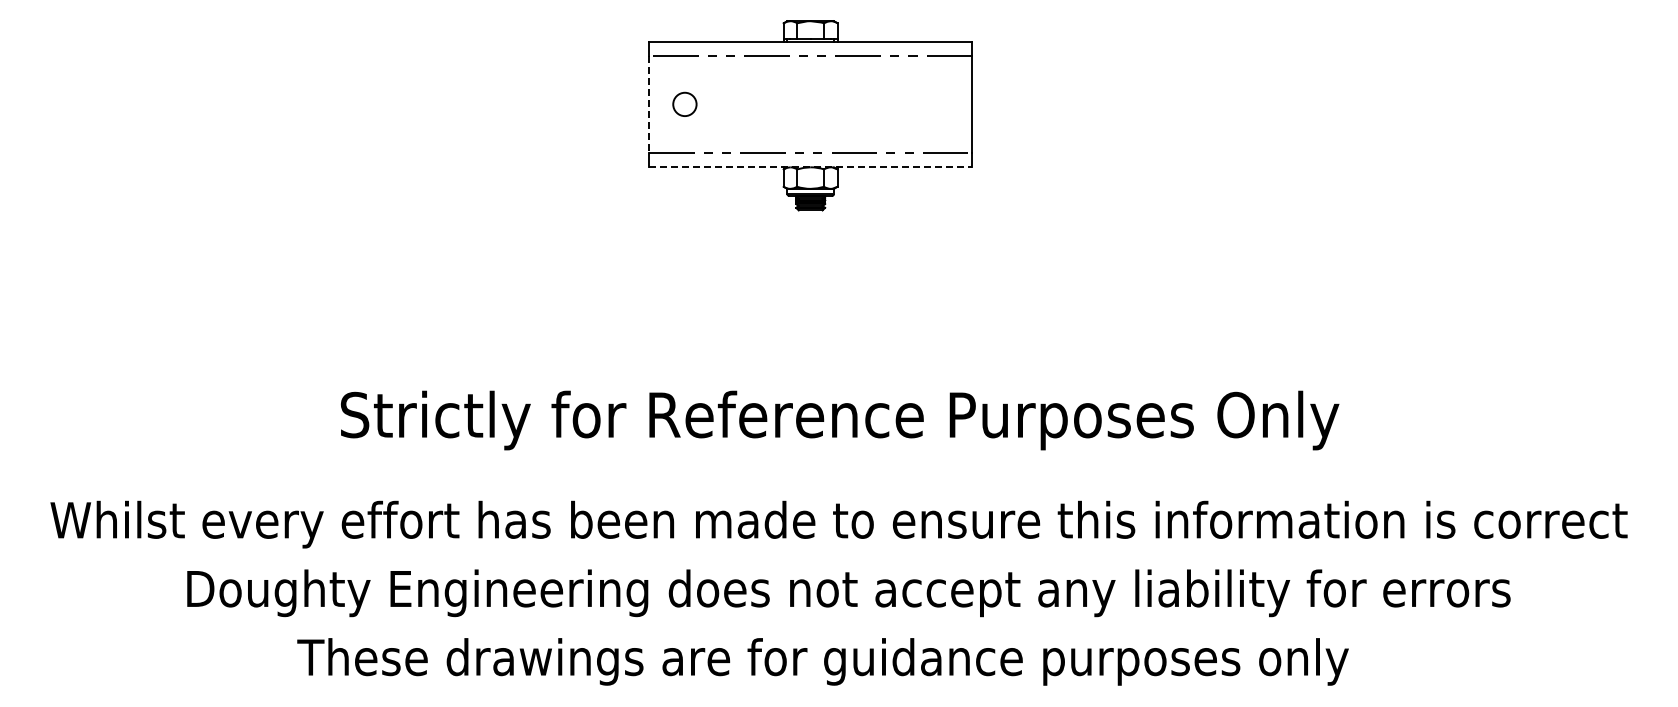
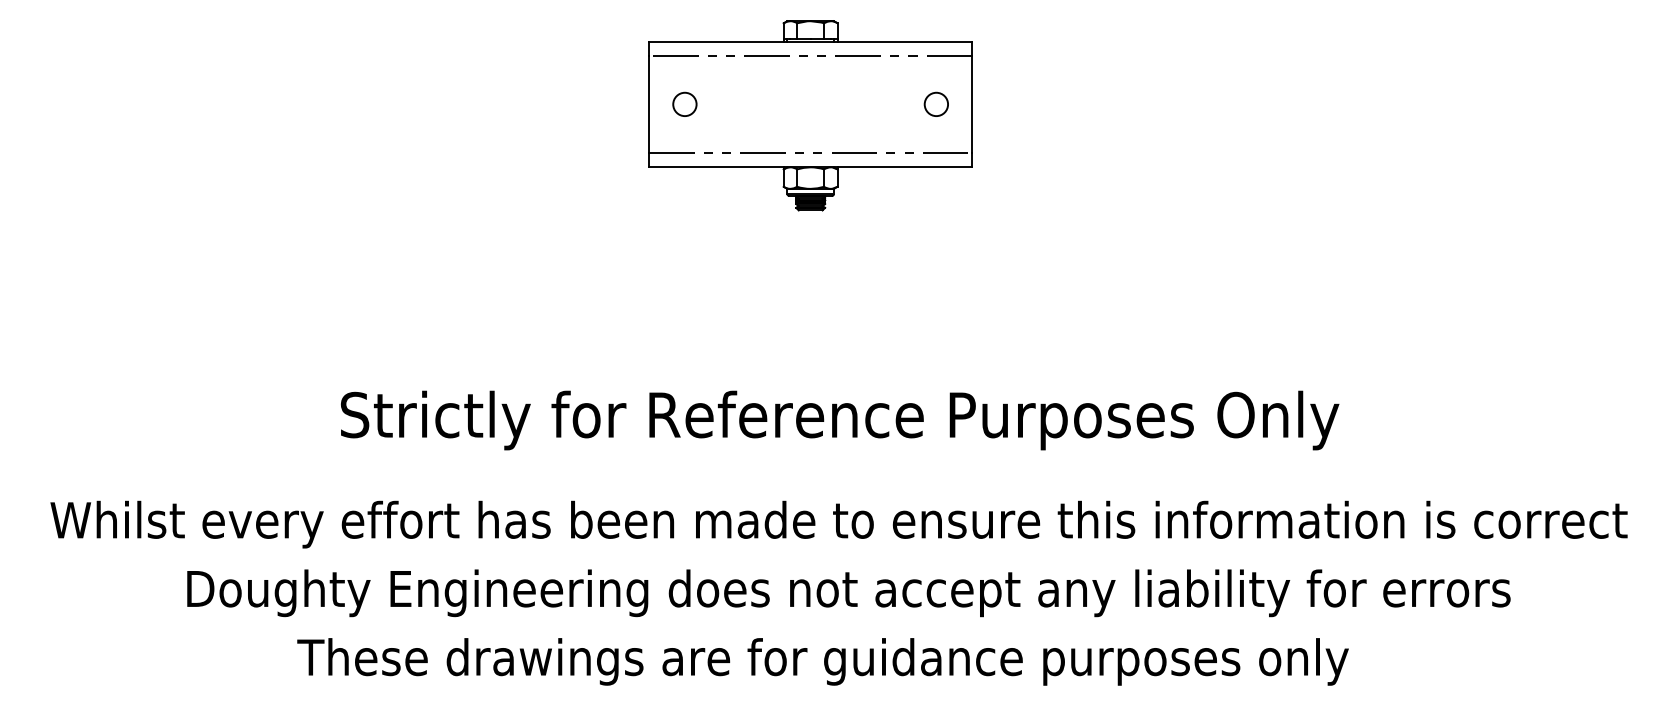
circle: none -> present (935, 103)
line: dashed -> solid (649, 104)
line: dashed -> solid (810, 167)
